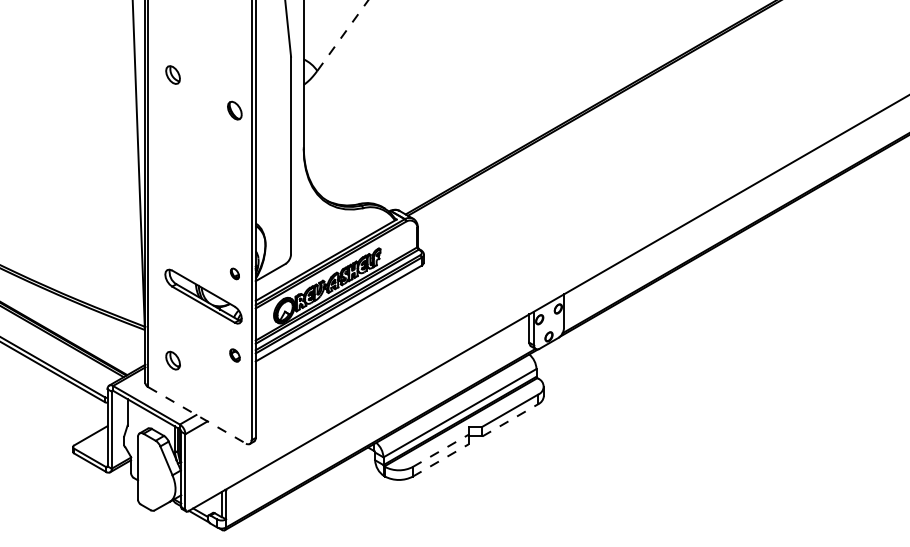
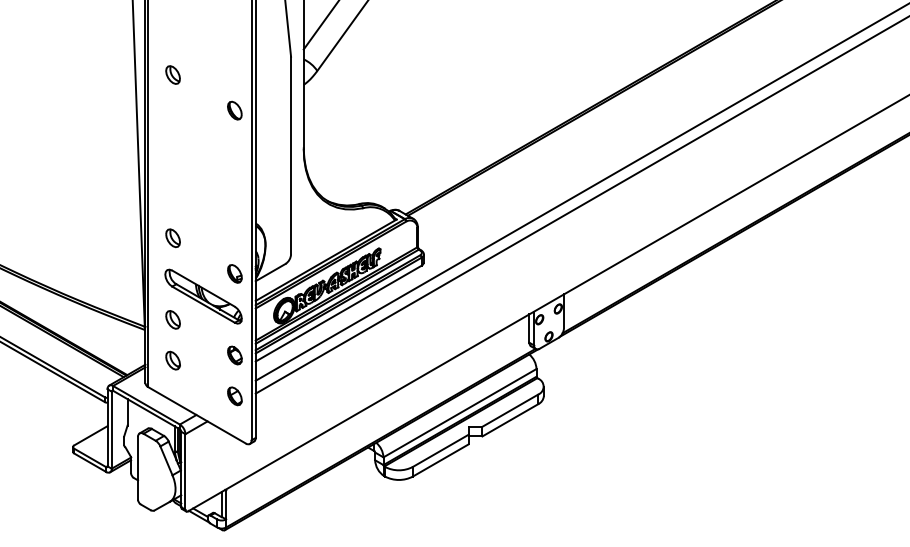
line: none -> present (320, 25)
line: dashed -> solid (343, 35)
line: none -> present (580, 192)
line: none -> present (580, 205)
part: none -> present (172, 238)
part size: 10x14 px -> 16x20 px (234, 273)
part: none -> present (172, 319)
part size: 12x15 px -> 16x21 px (234, 355)
part: none -> present (234, 396)
line: dashed -> solid (197, 415)
line: dashed -> solid (510, 420)
line: dashed -> solid (441, 450)
line: dashed -> solid (441, 460)
